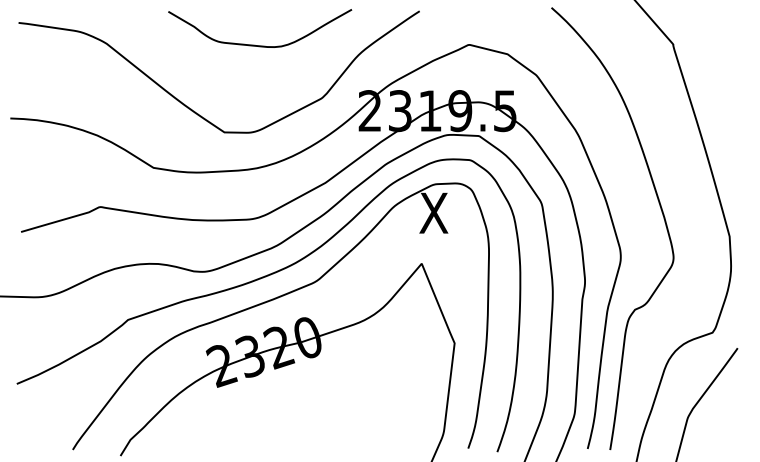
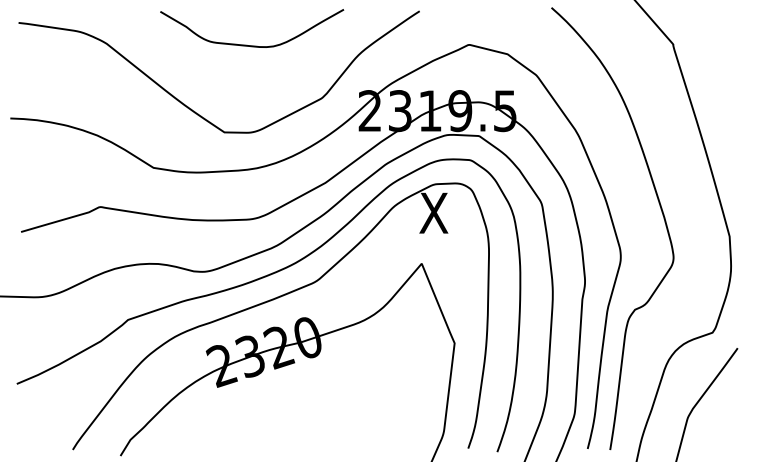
curve position: (260, 45) -> (252, 45) (252, 45)
